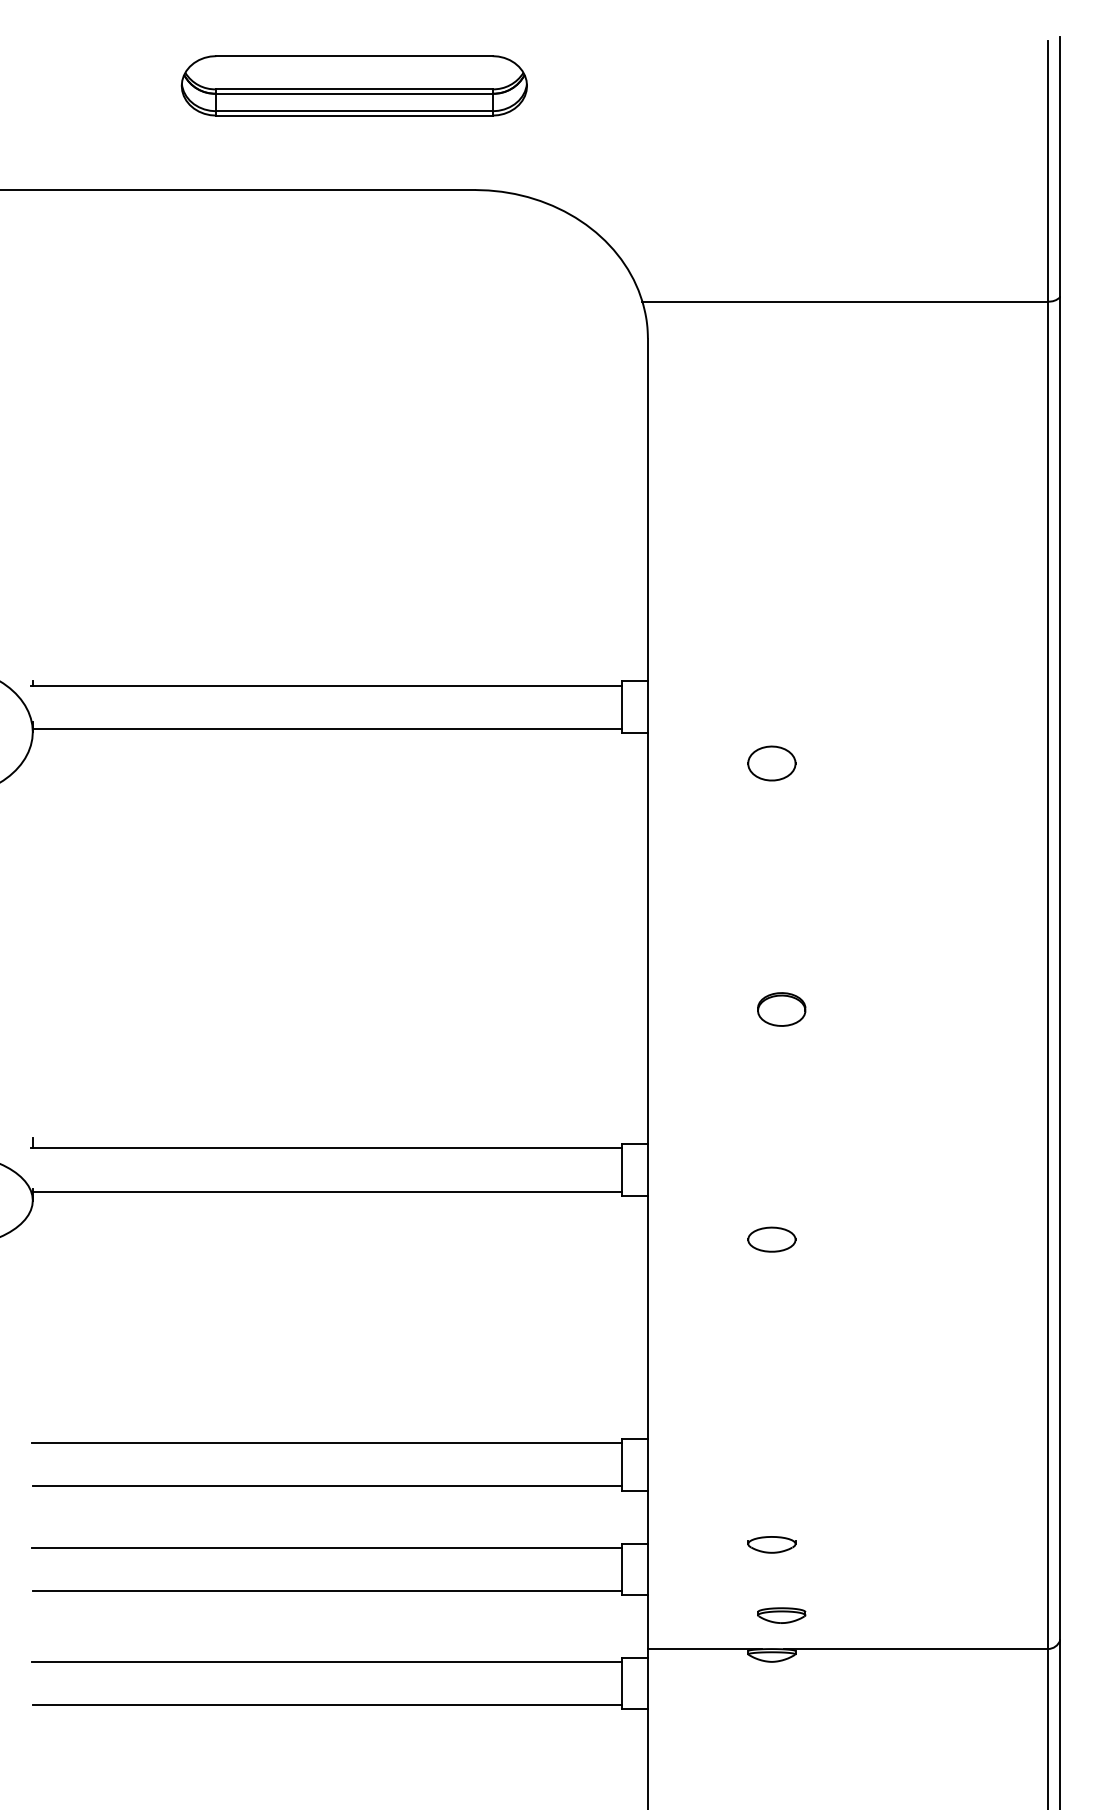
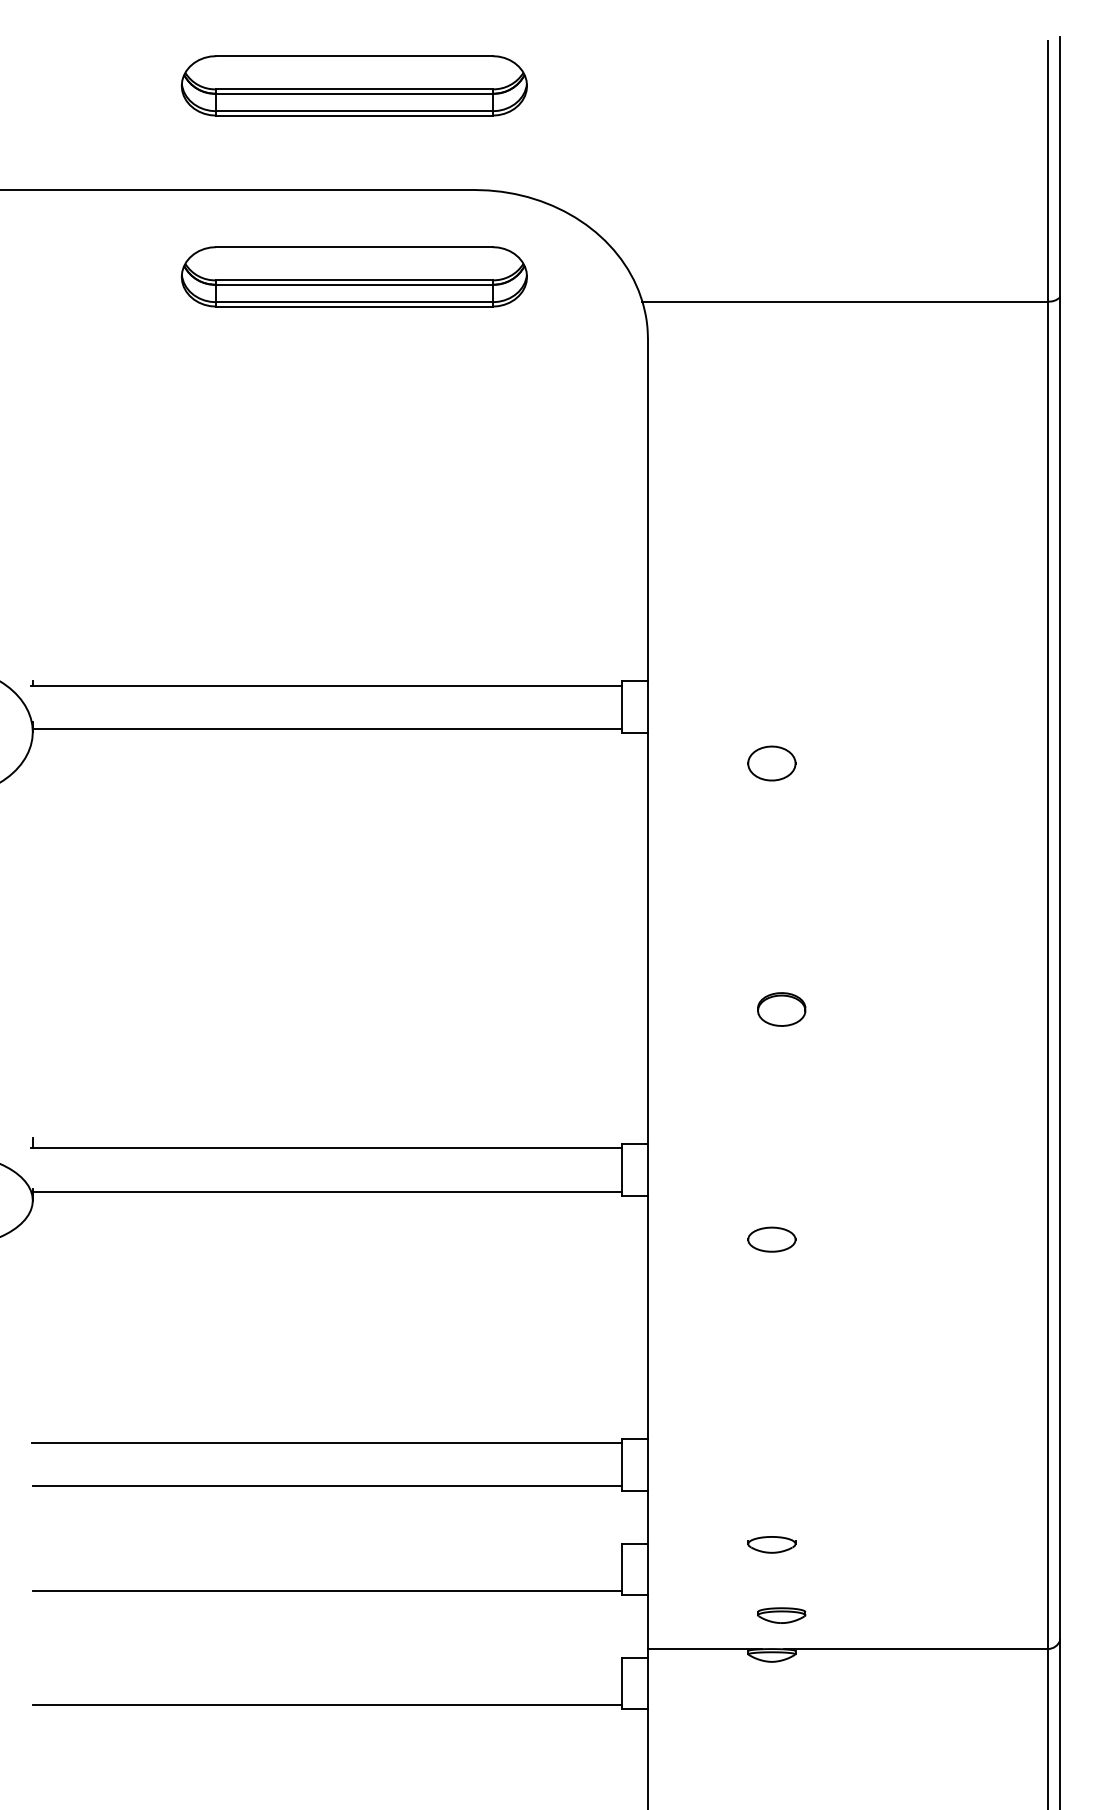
part: none -> present (353, 276)
line: present -> none (327, 1547)
line: present -> none (326, 1661)
